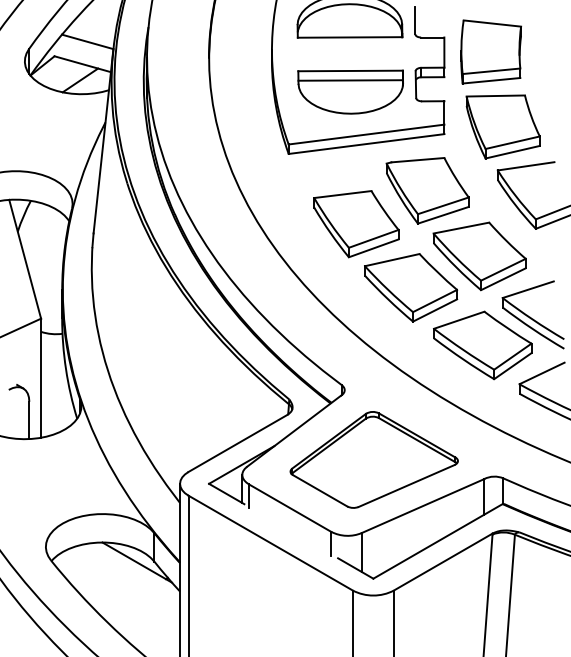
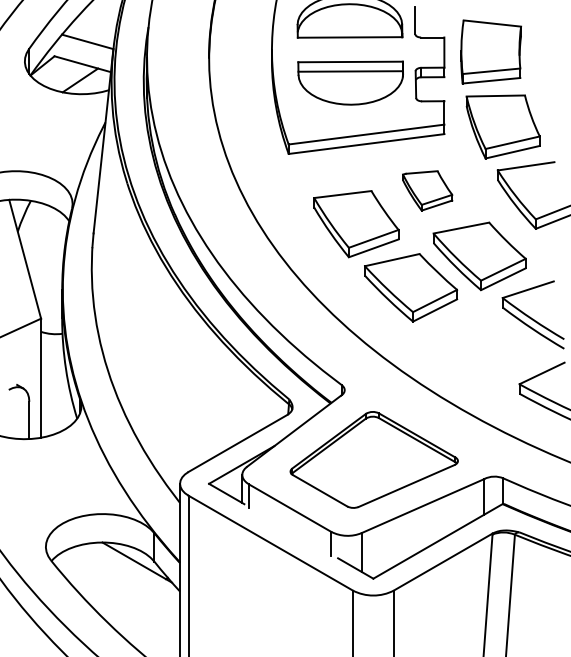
part position: (350, 91) -> (350, 82) (350, 82)
part size: 85x68 px -> 52x42 px (427, 190)
part: present -> none (482, 345)
